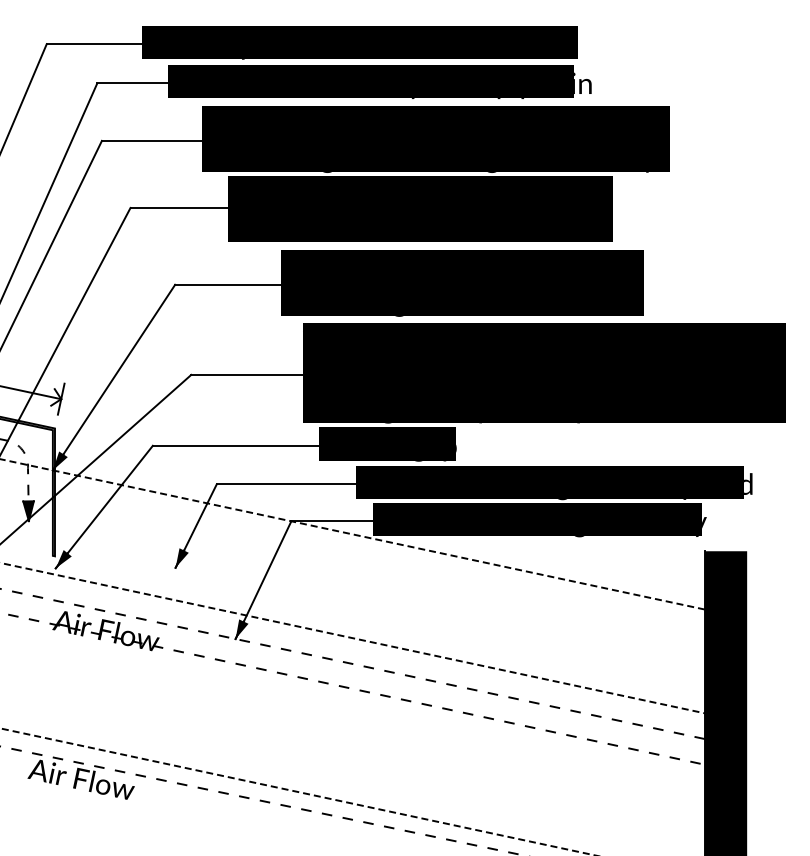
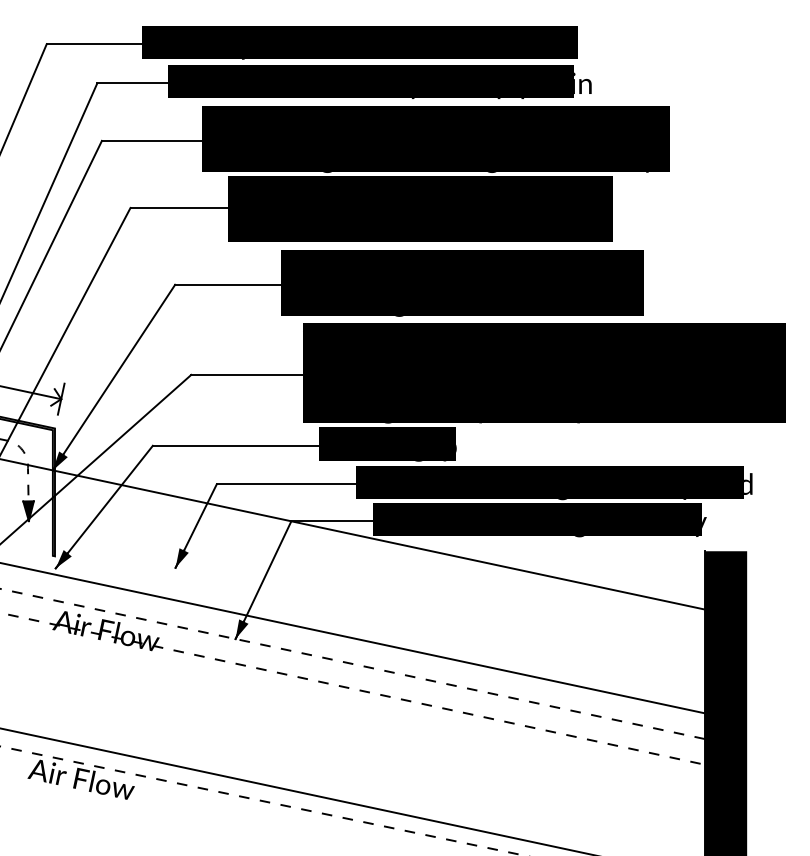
line: dashed -> solid (0, 563)
line: dashed -> solid (299, 792)
